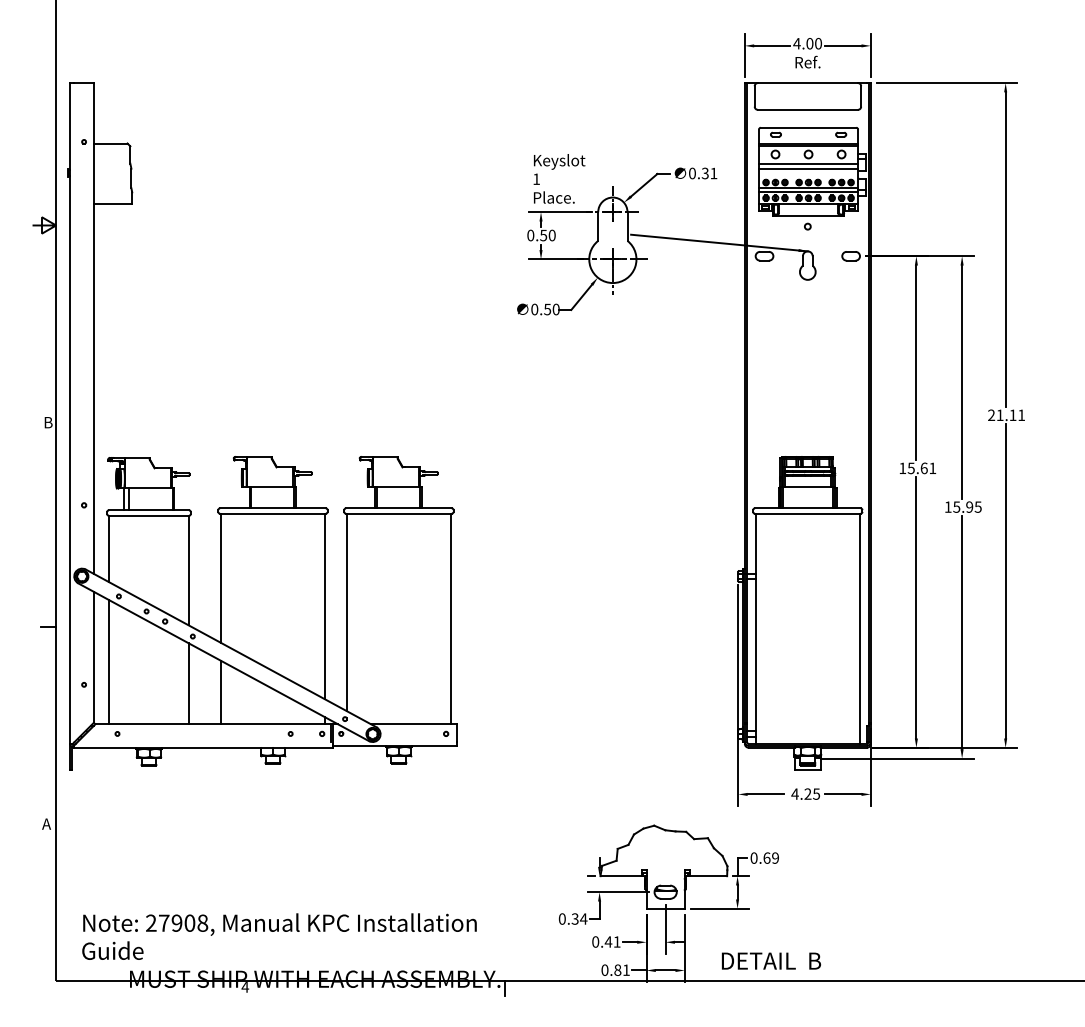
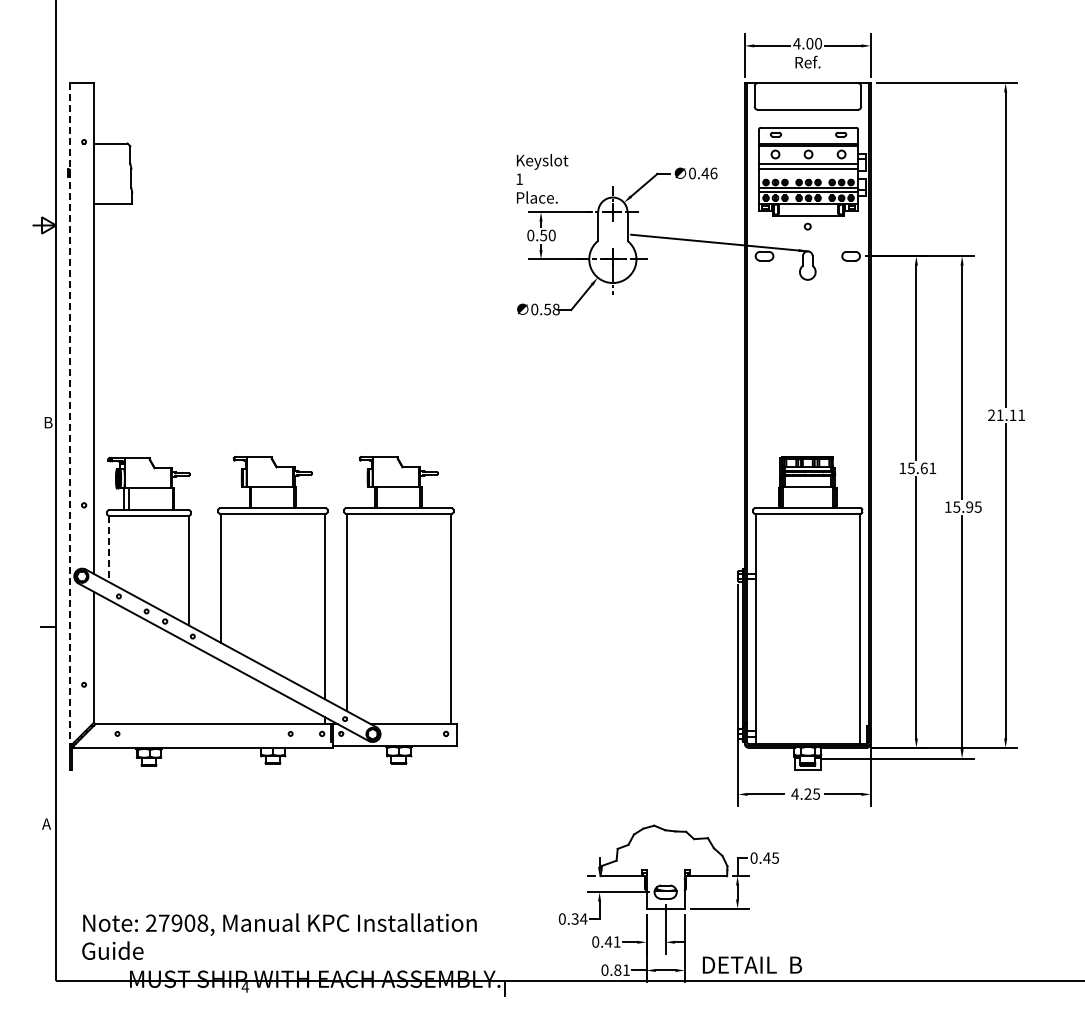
text: 0.31 -> 0.46 (709, 173)
text position: (559, 178) -> (542, 178) (542, 178)
text: 0.50 -> 0.58 (555, 309)
line: solid -> dashed (70, 413)
line: solid -> dashed (109, 549)
line: present -> none (109, 662)
line: present -> none (188, 683)
line: present -> none (220, 692)
text: 0.69 -> 0.45 (770, 857)
text position: (771, 960) -> (752, 964) (752, 964)
